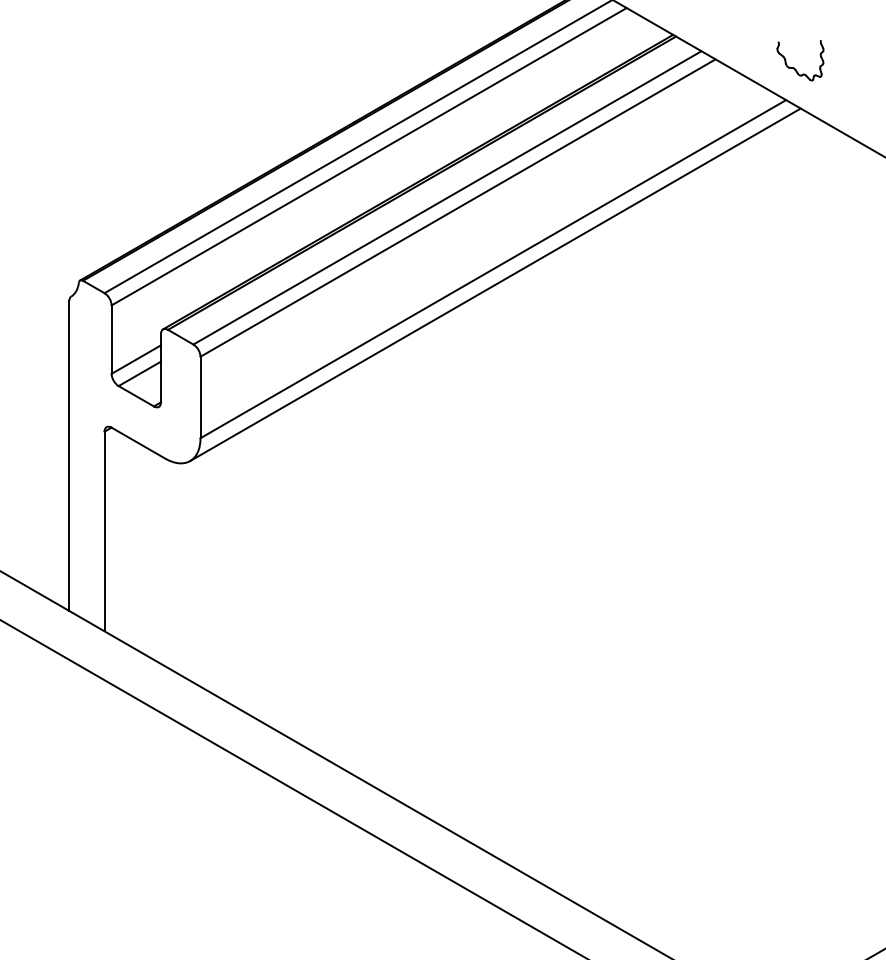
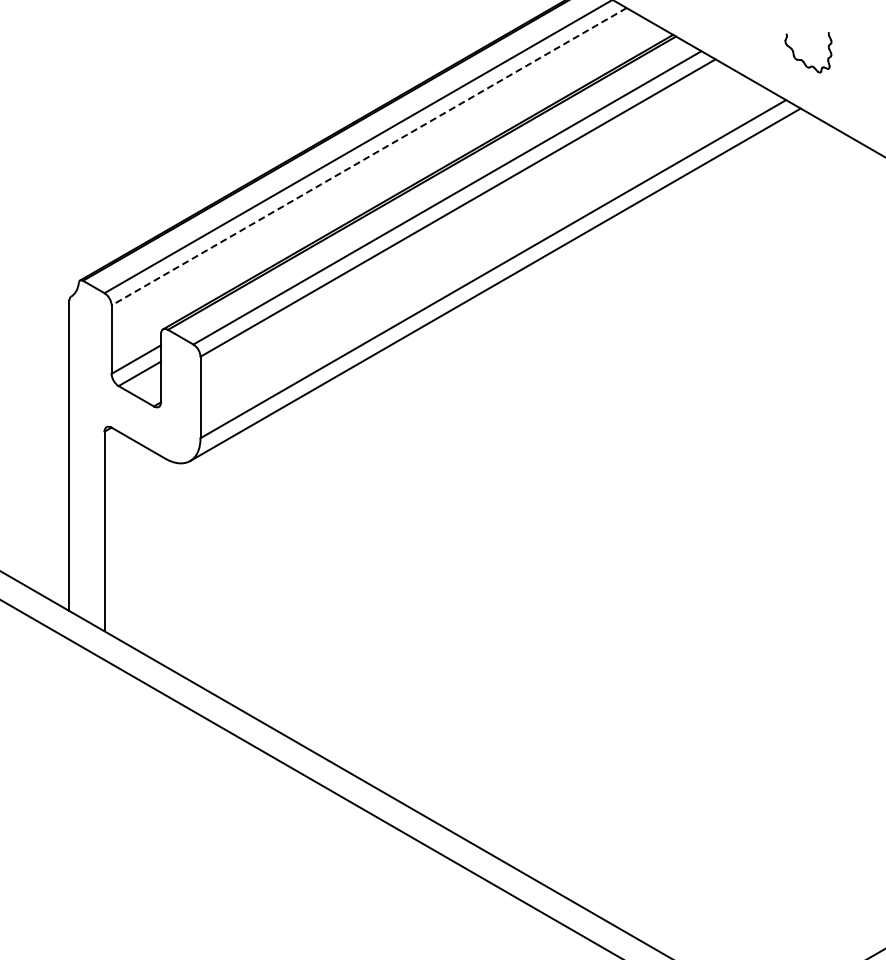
part position: (794, 67) -> (802, 59) (802, 59)
line: solid -> dashed (368, 157)
line position: (292, 788) -> (310, 778) (310, 778)
